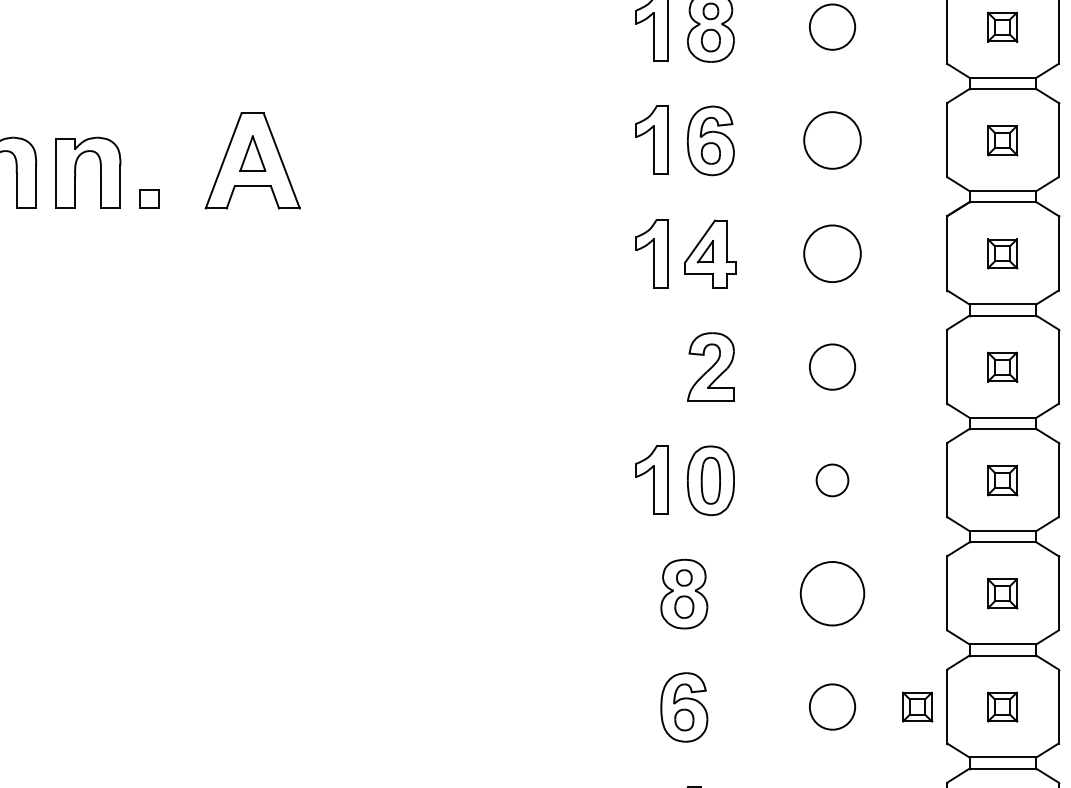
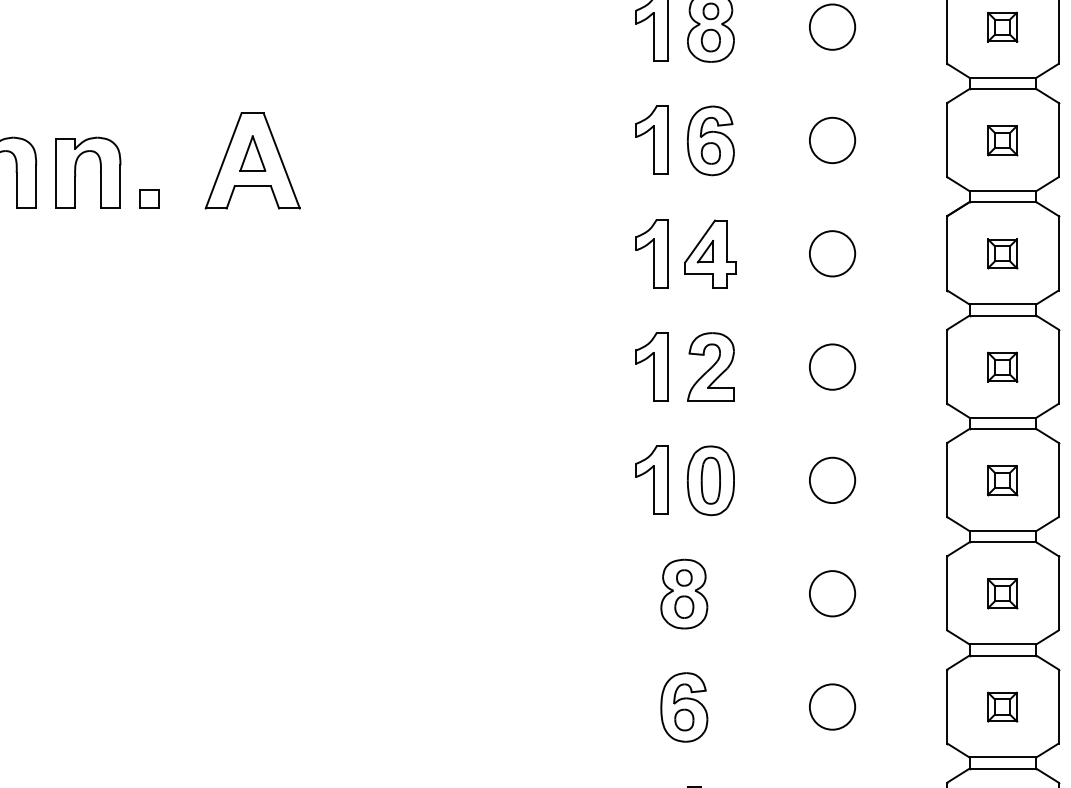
circle diameter: 57 px -> 45 px (832, 140)
circle diameter: 57 px -> 45 px (832, 253)
part: none -> present (651, 366)
circle diameter: 32 px -> 45 px (832, 480)
circle diameter: 63 px -> 45 px (832, 593)
part: present -> none (917, 706)
